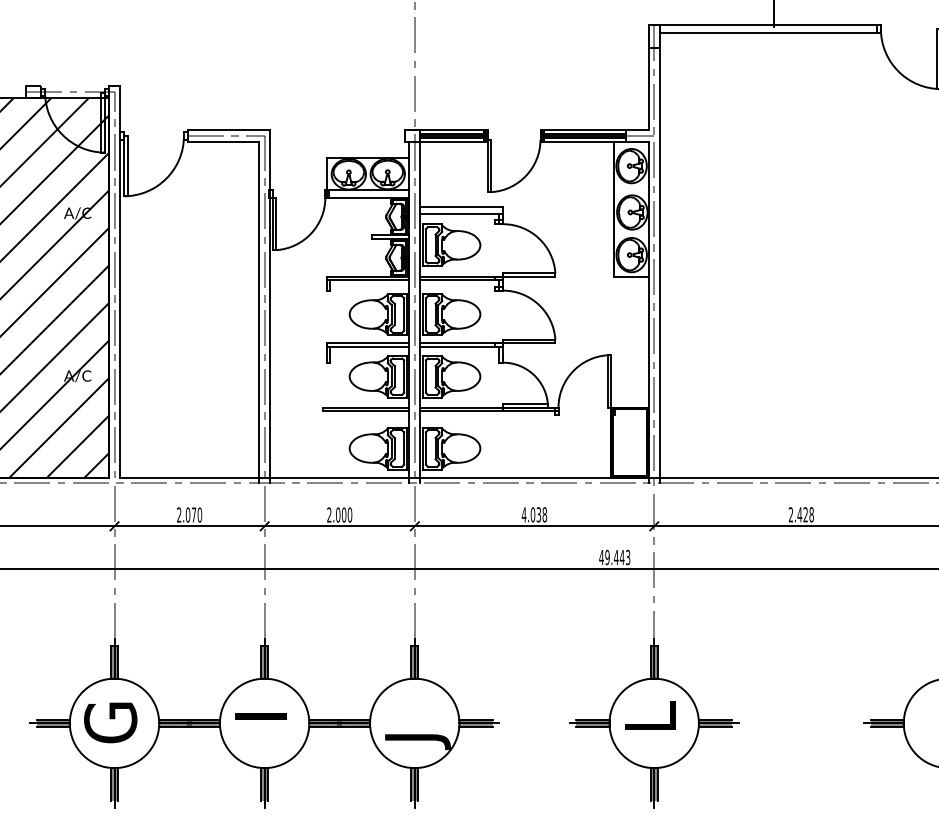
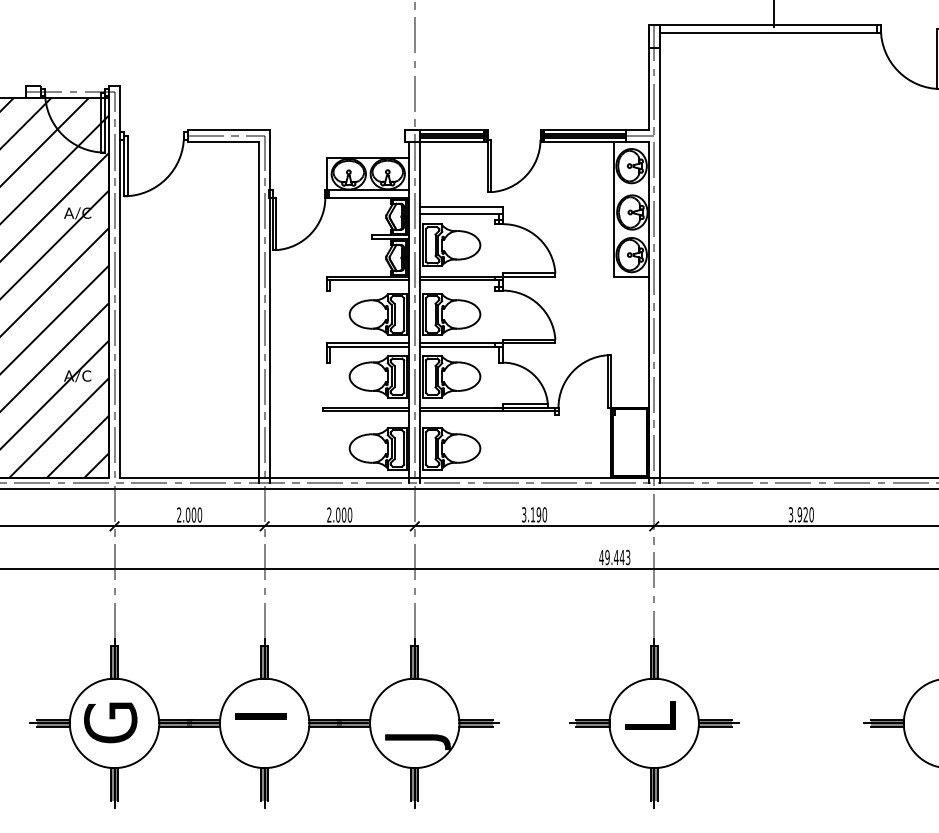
line: none -> present (468, 488)
text: 2.070 -> 2.000 (193, 514)
text: 4.038 -> 3.190 (534, 514)
text: 2.428 -> 3.920 (800, 514)
